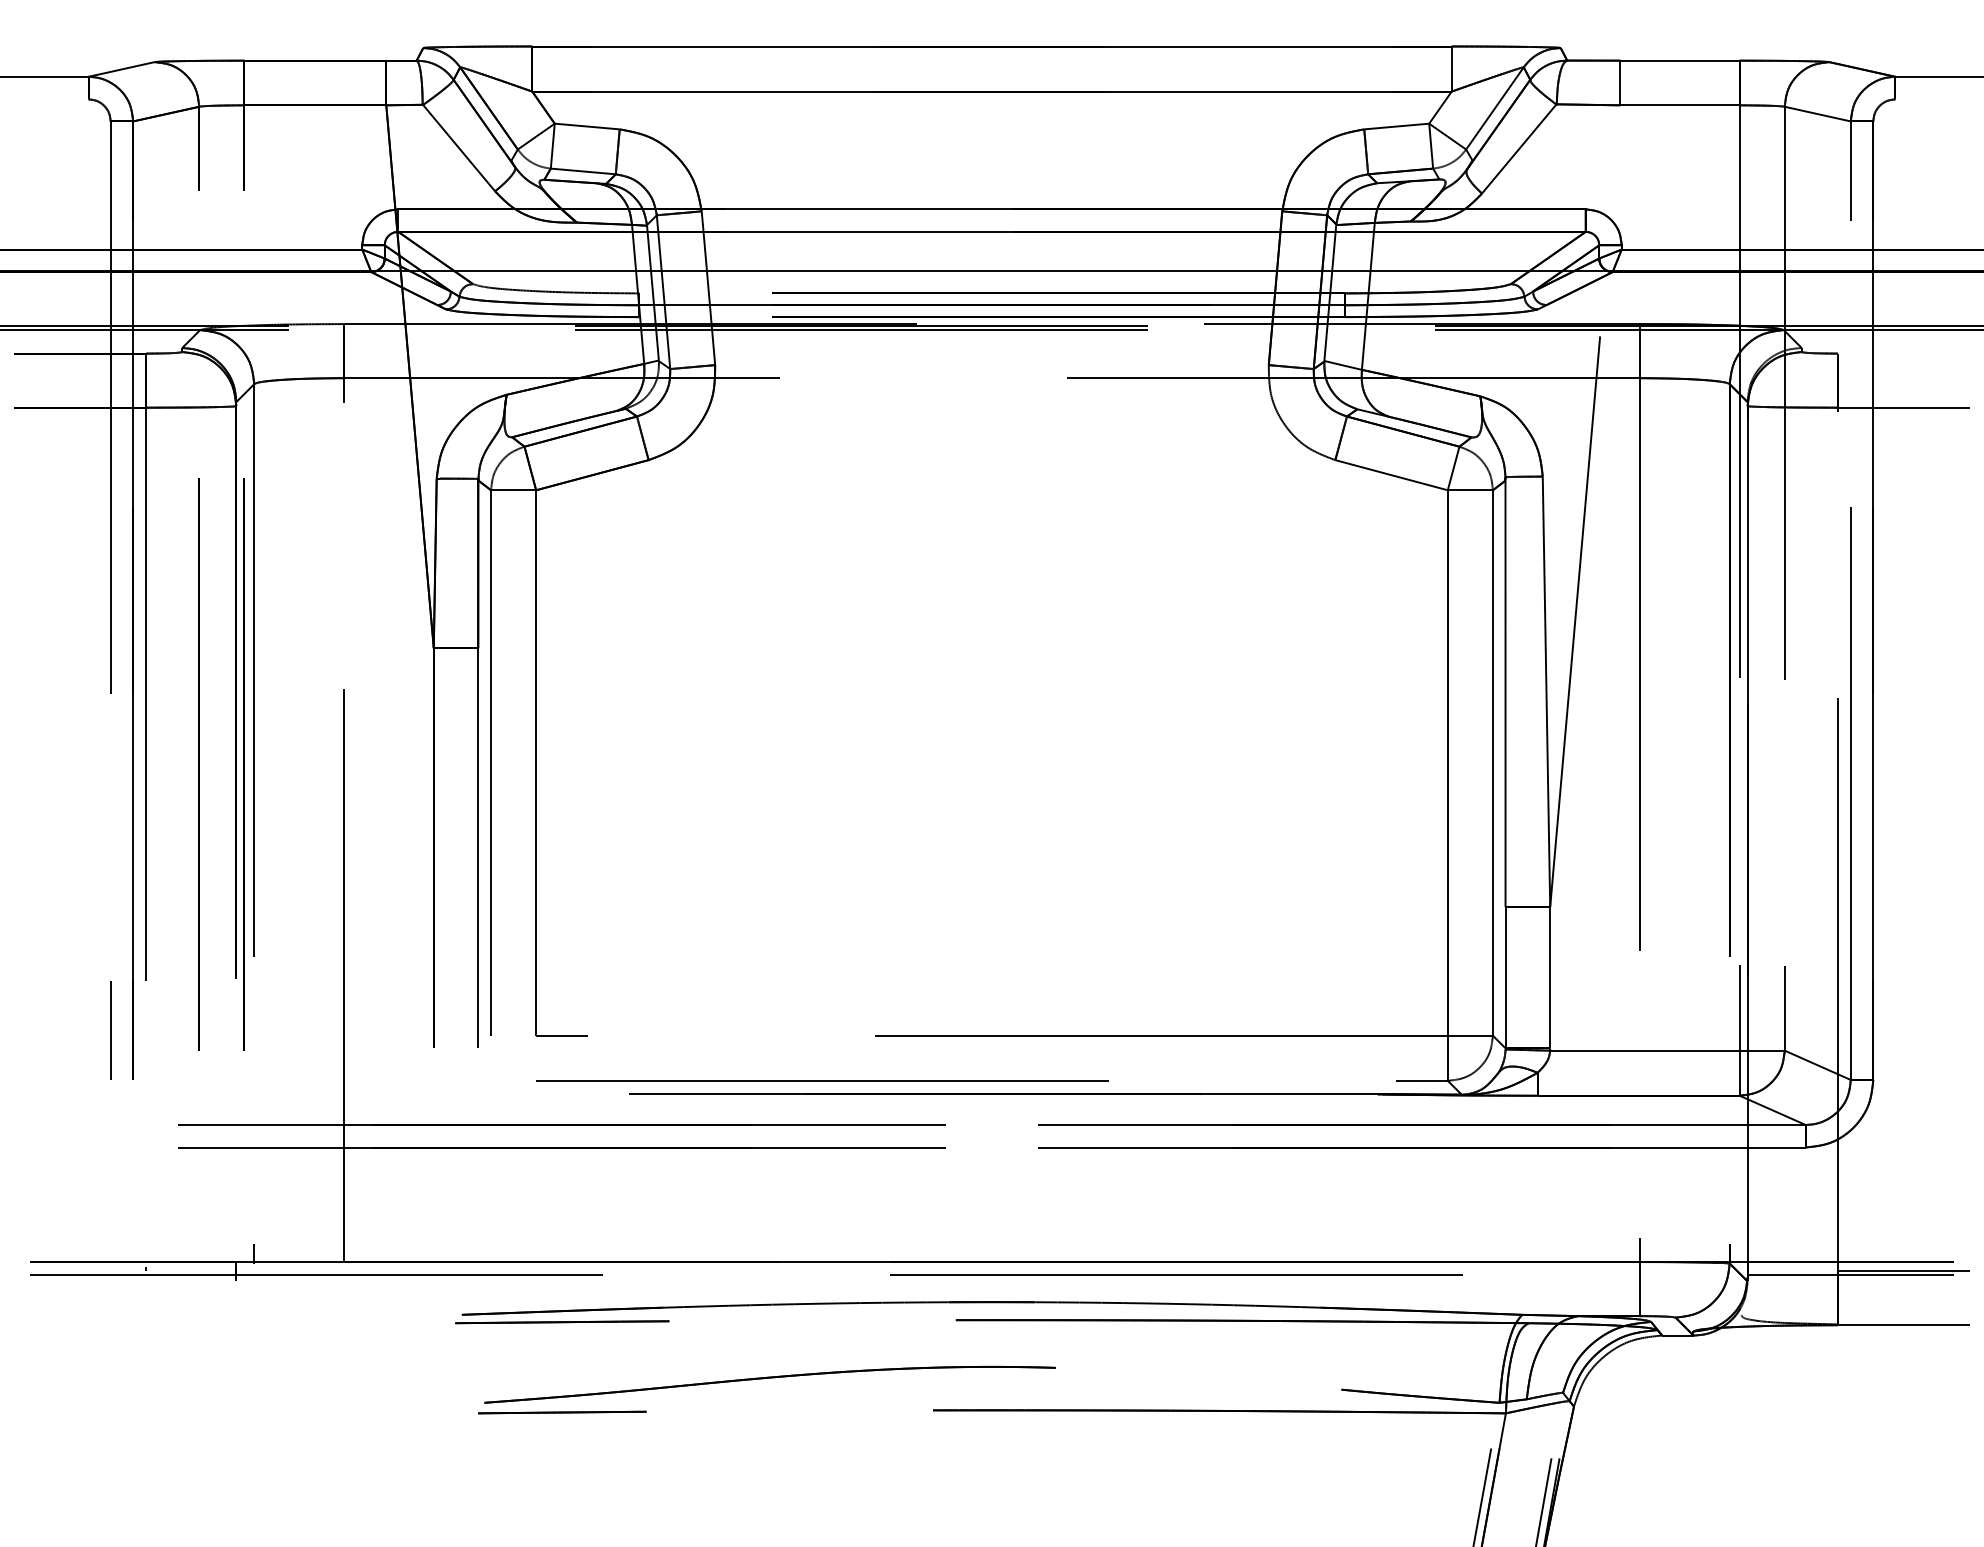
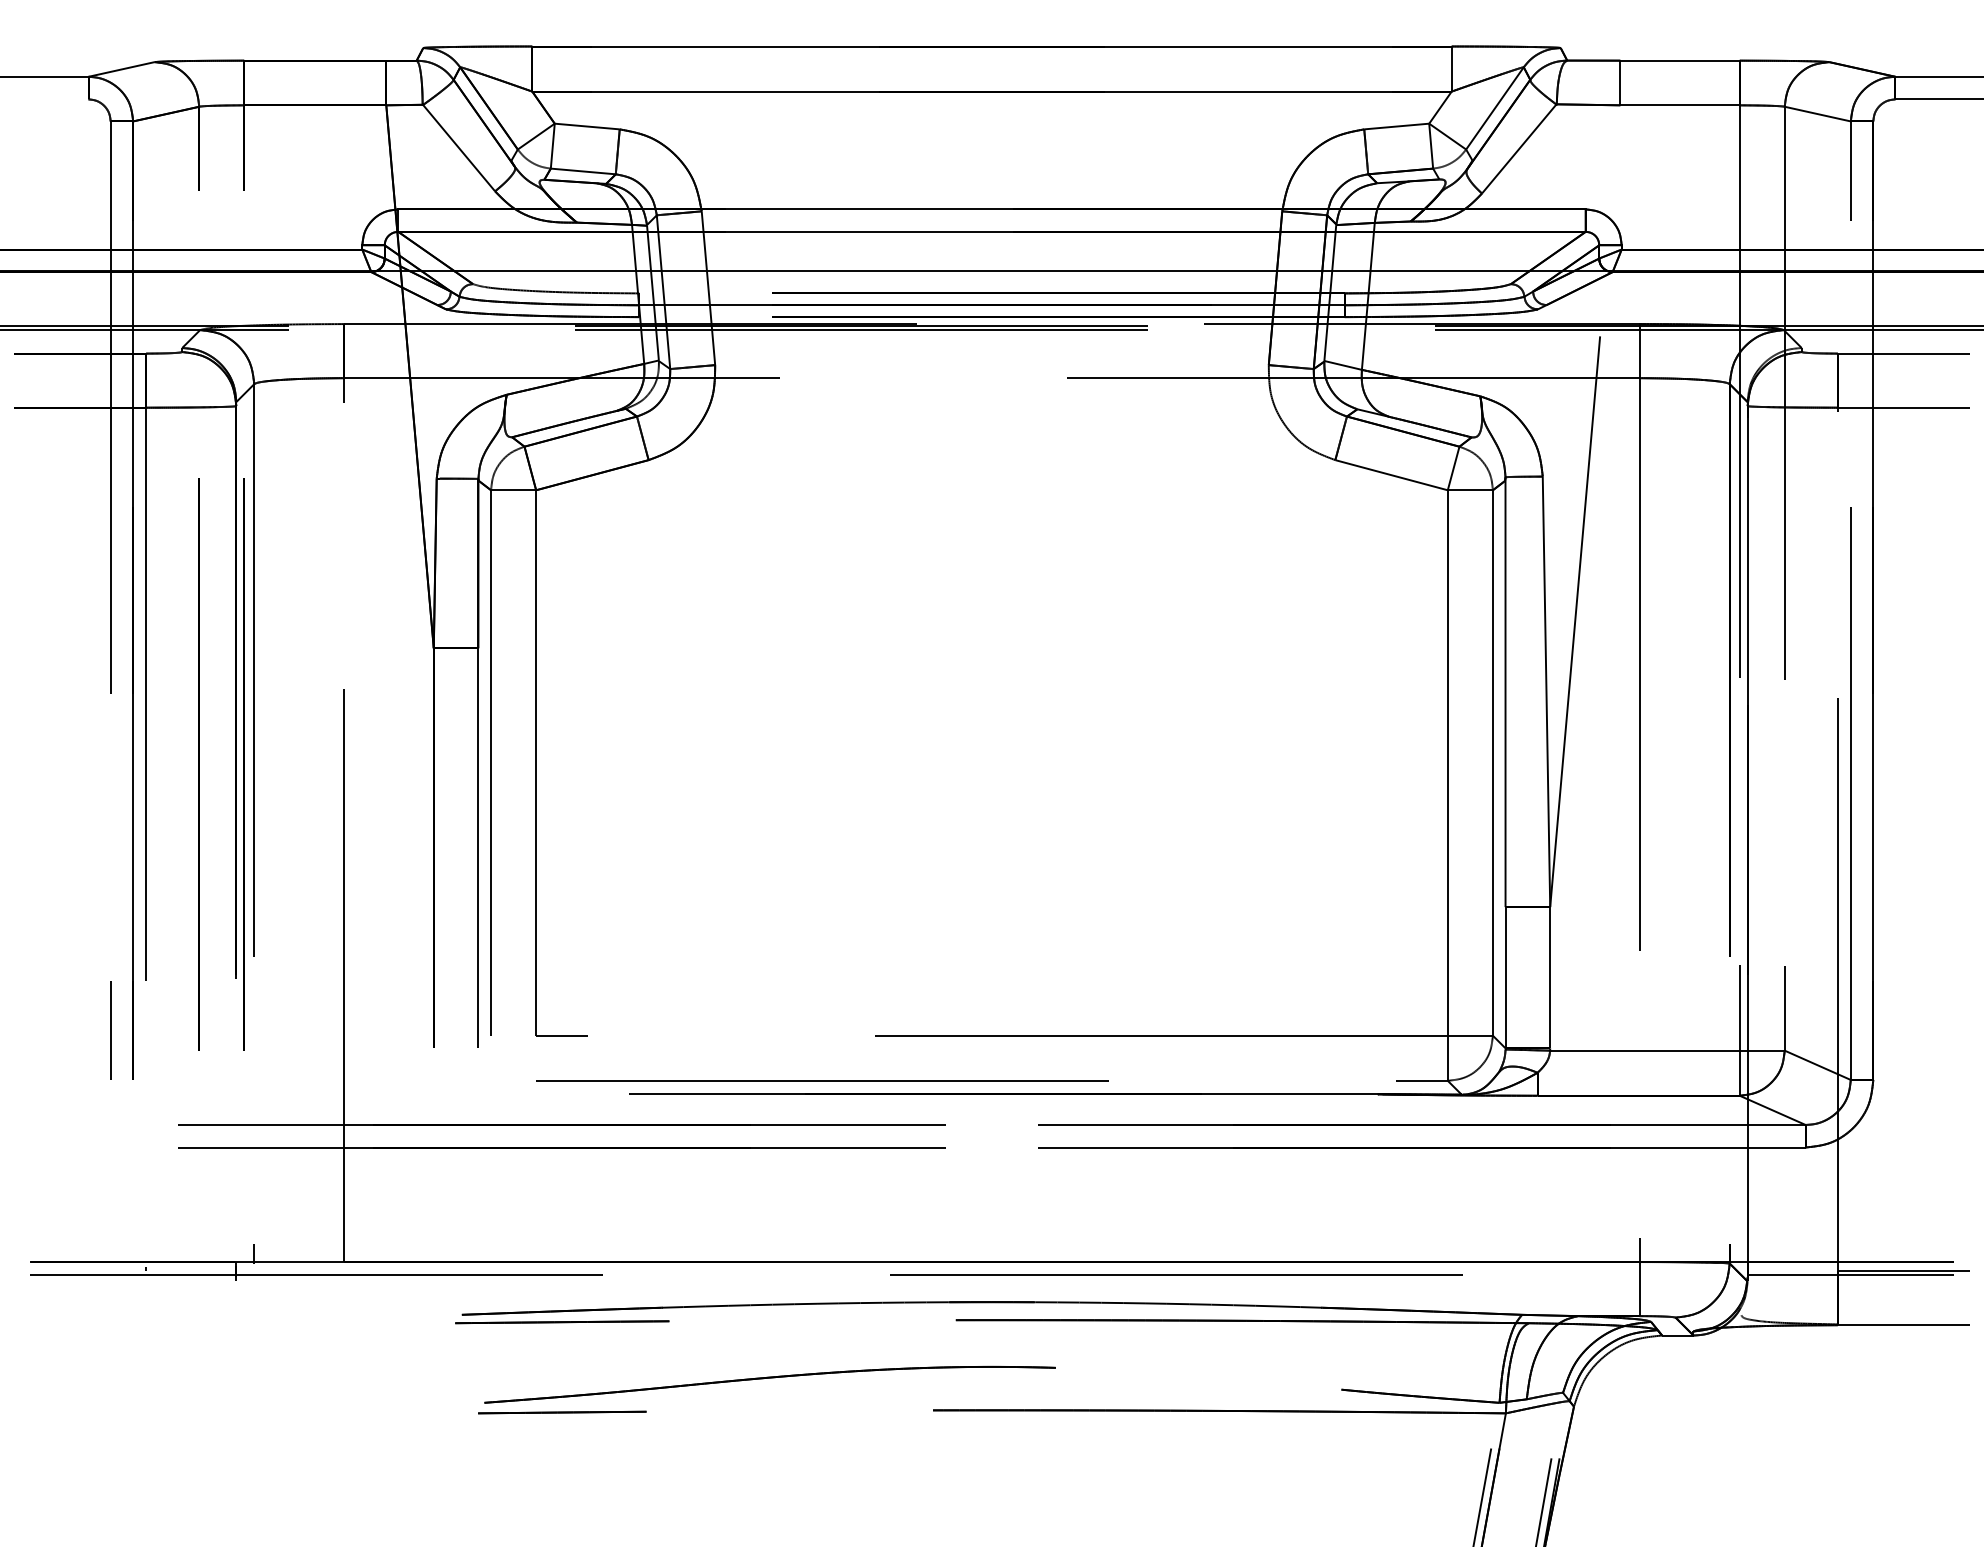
line: none -> present (1937, 99)
line: none -> present (1903, 353)
